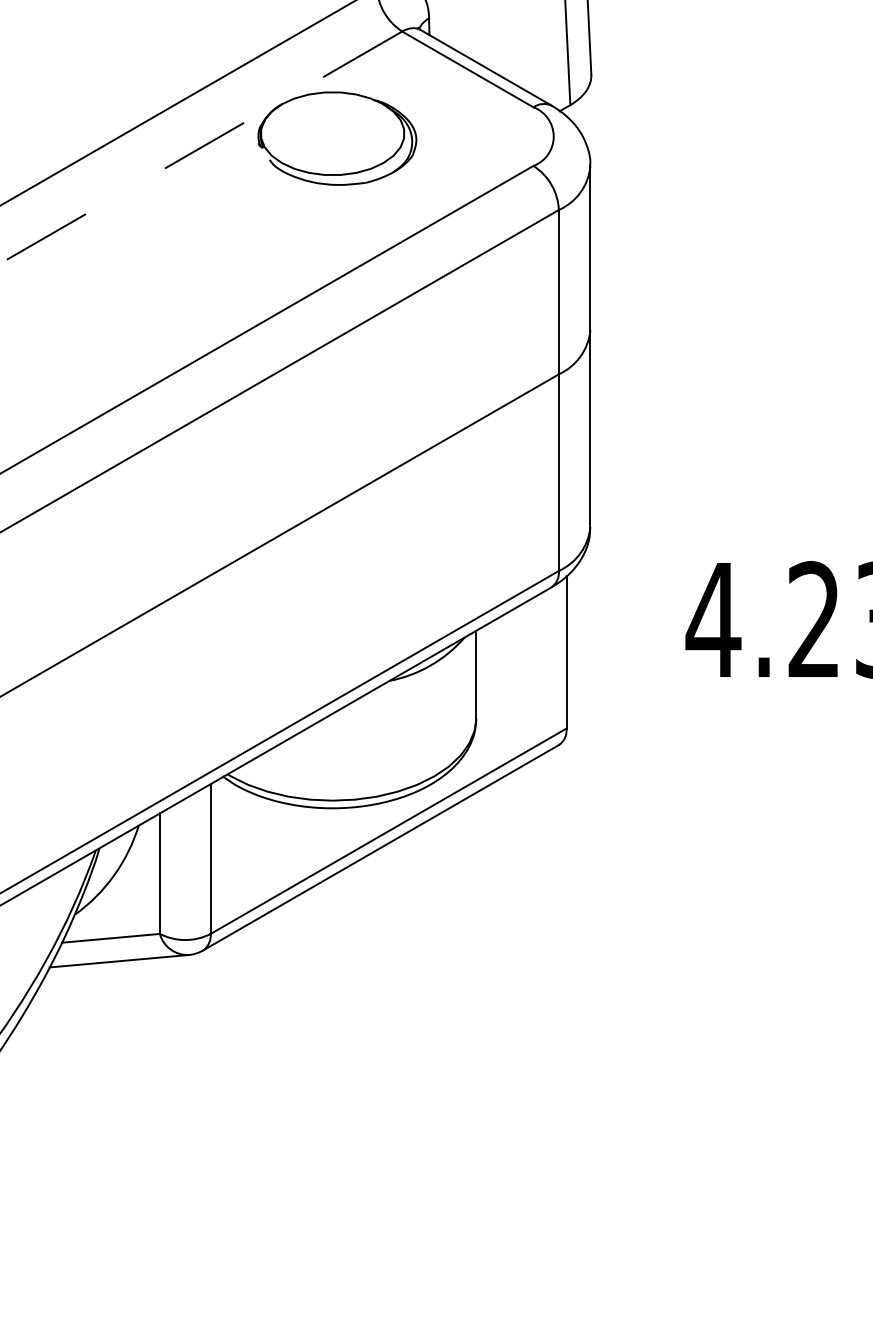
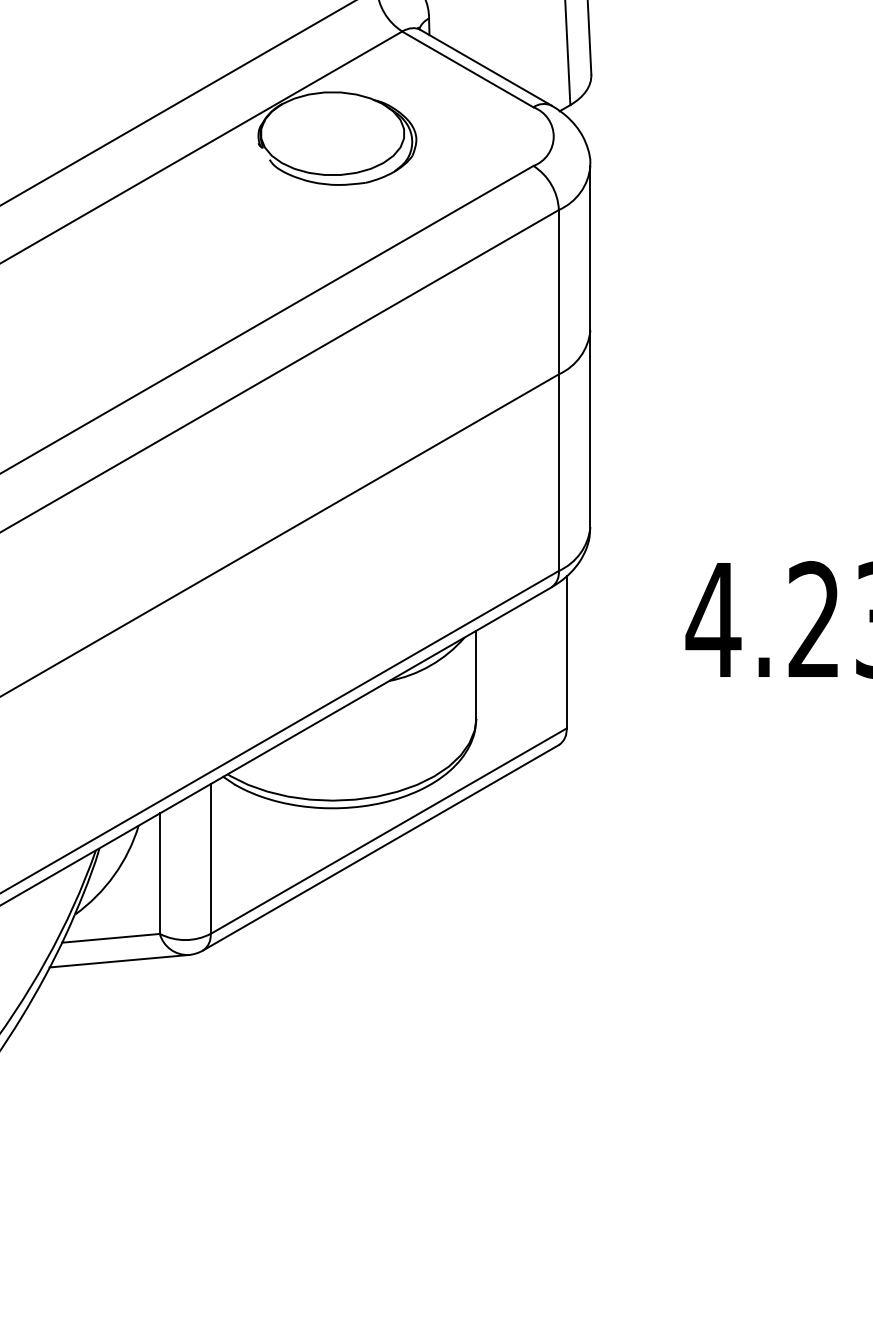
line: dashed -> solid (200, 147)
